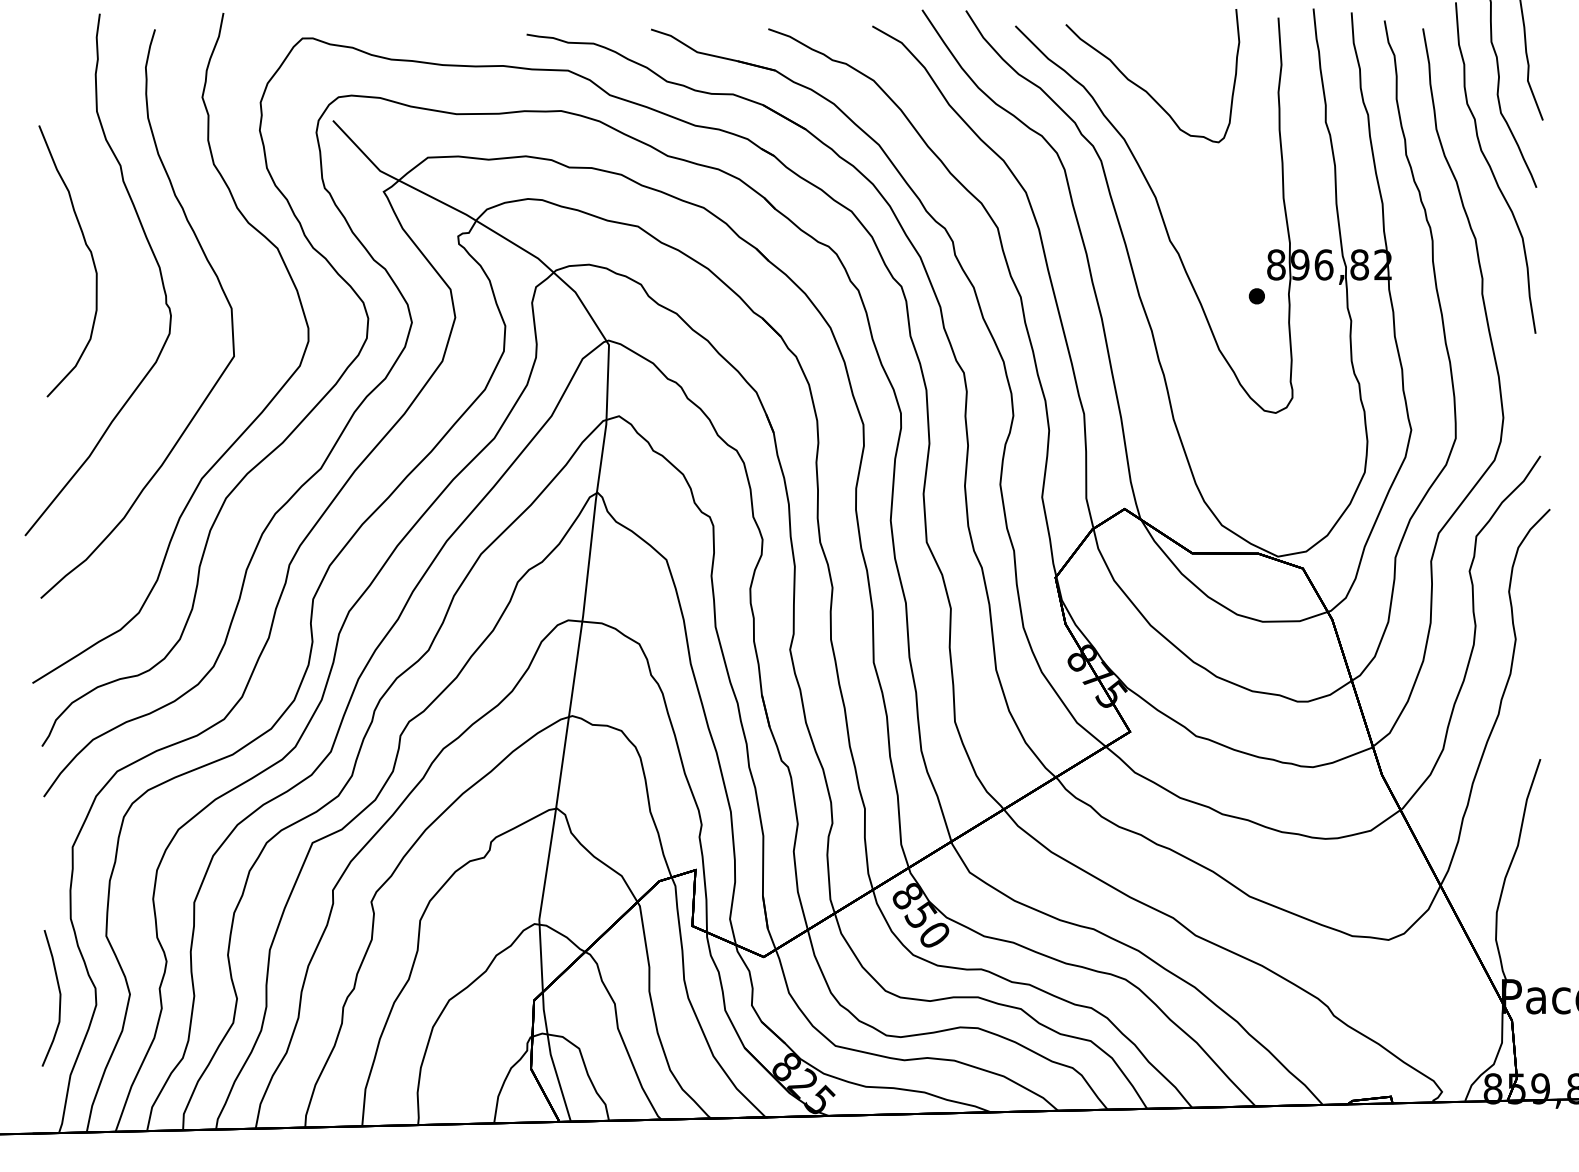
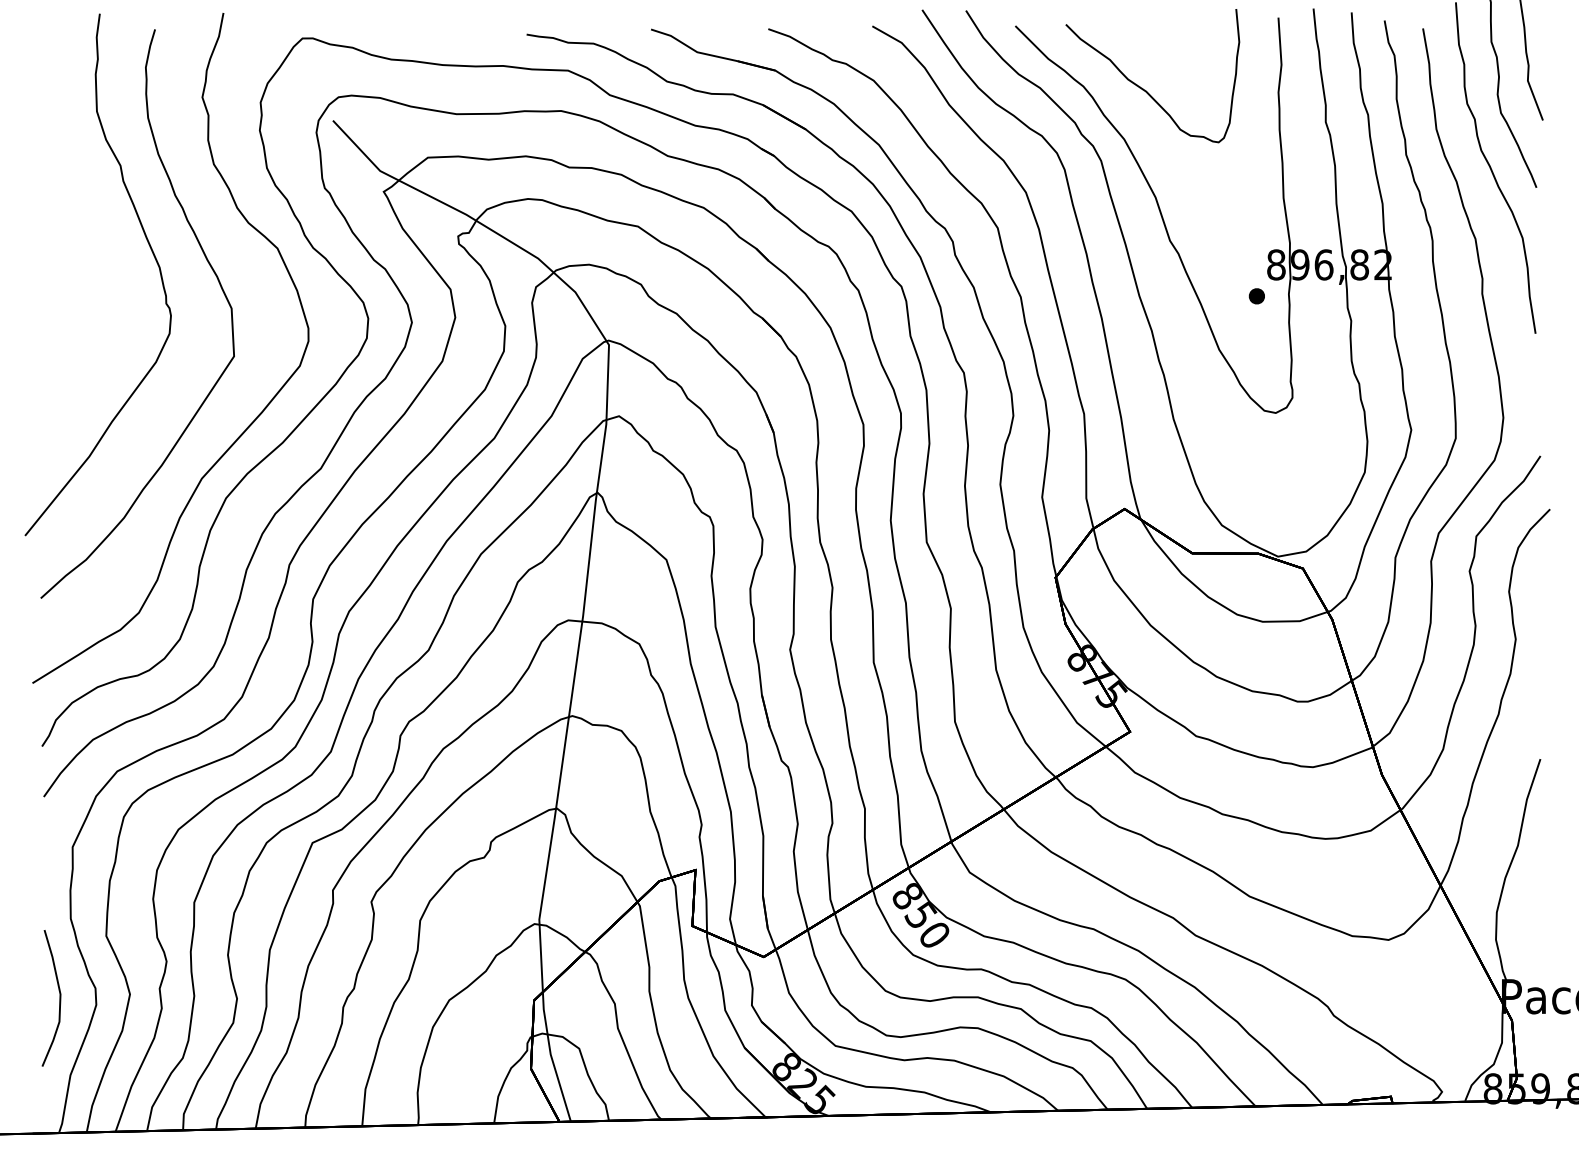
part: present -> none (87, 248)
